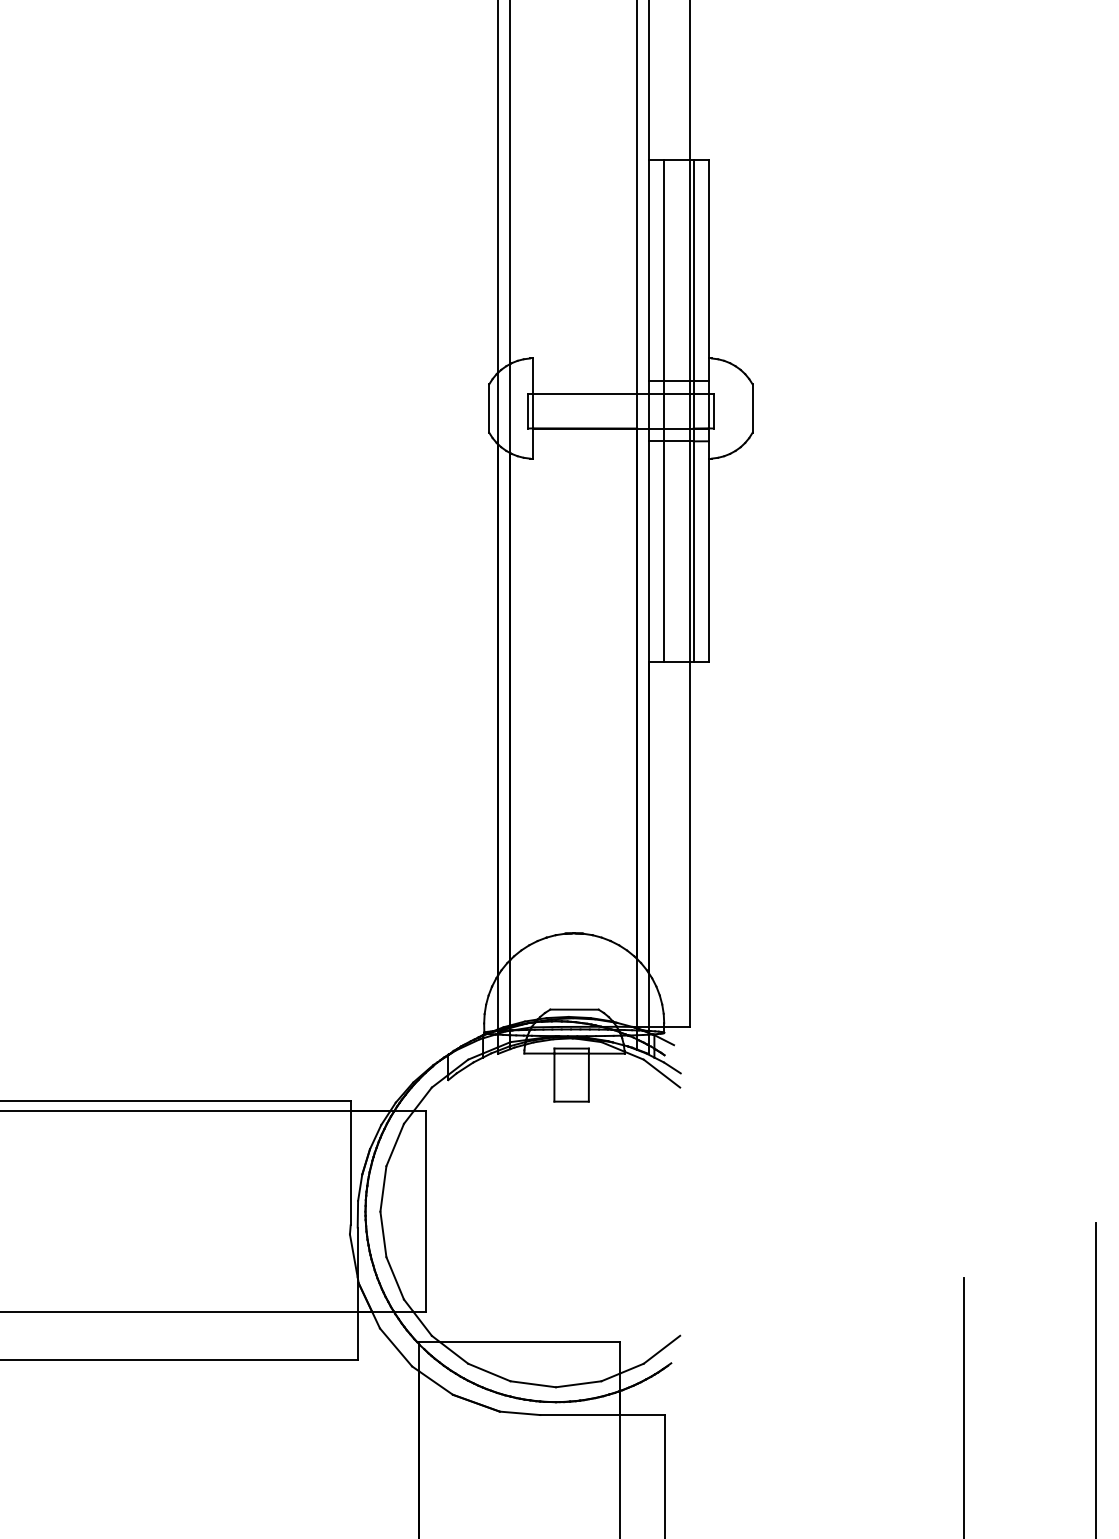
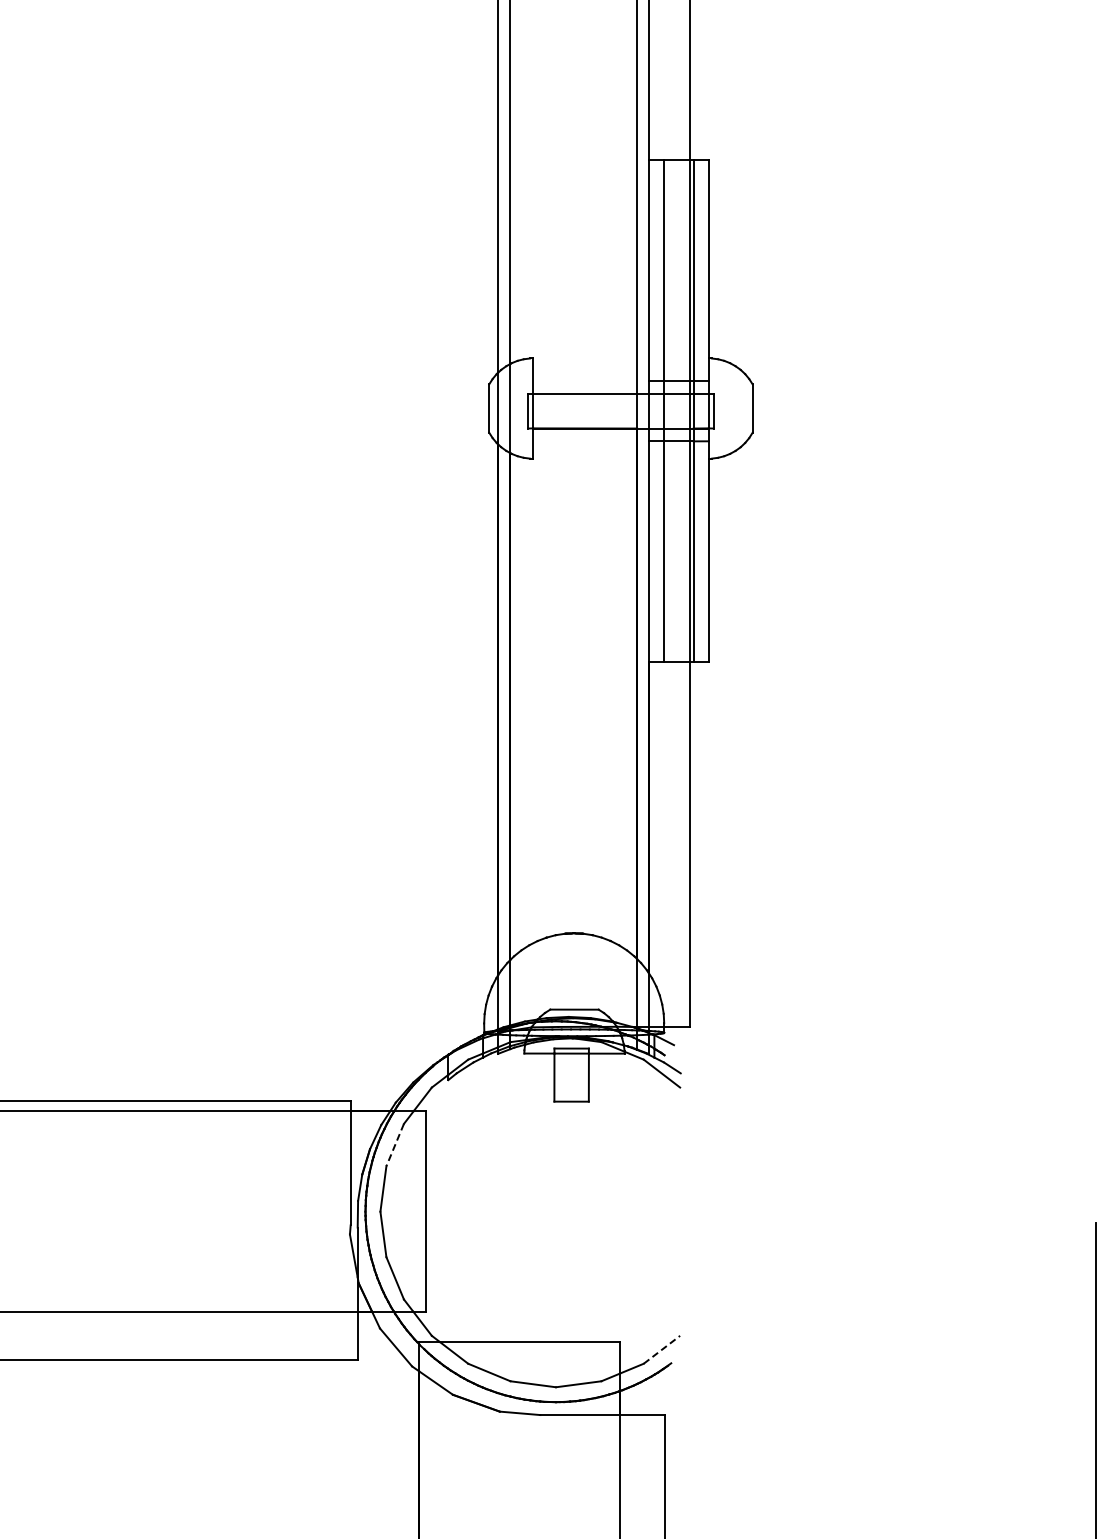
line: solid -> dashed (395, 1145)
line: solid -> dashed (661, 1349)
line: present -> none (964, 1406)
